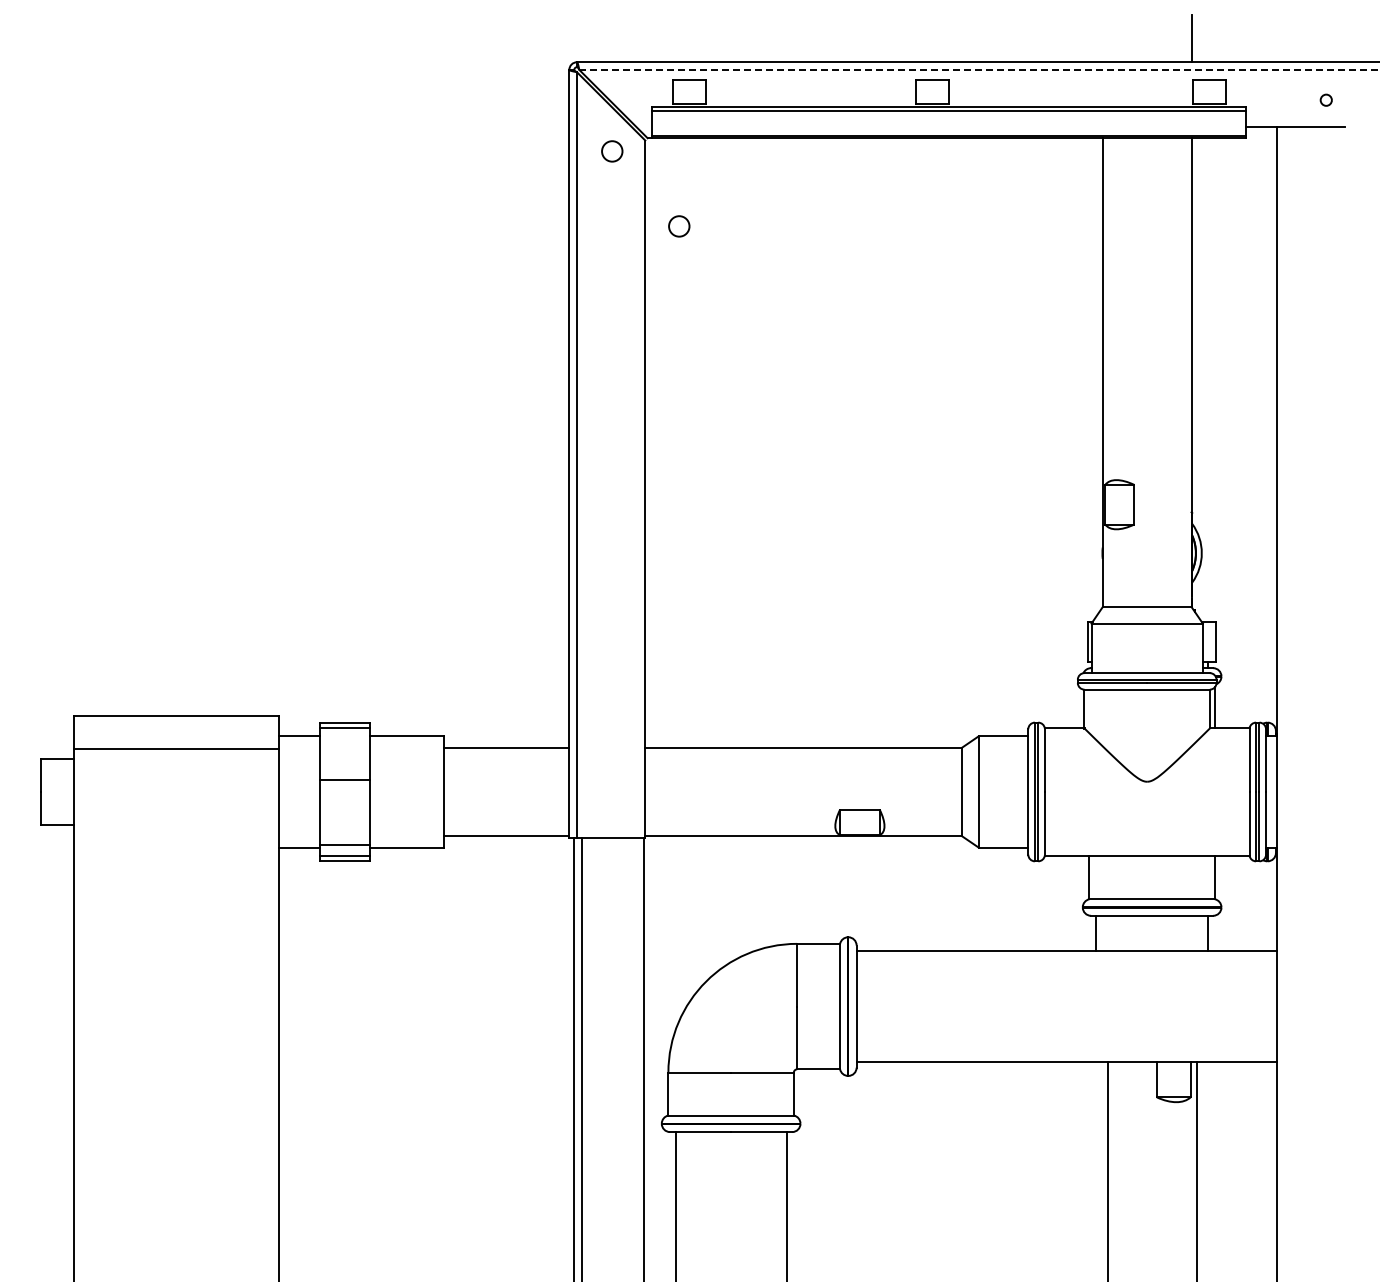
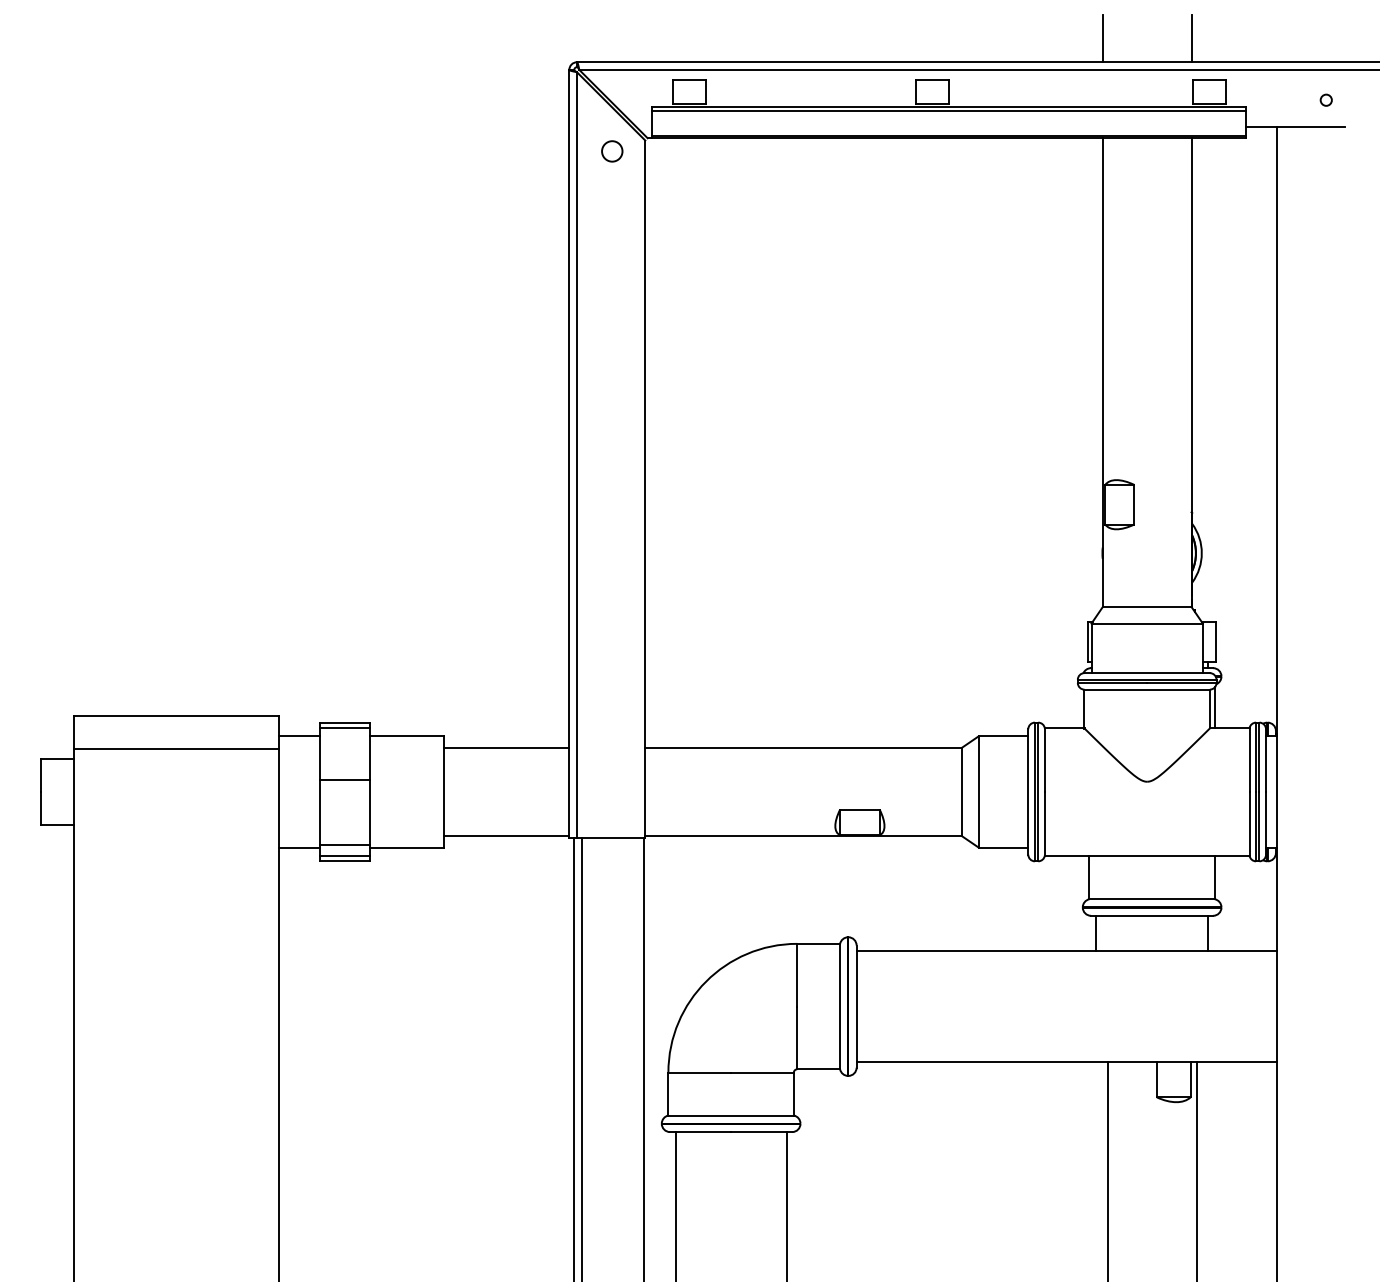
line: none -> present (1102, 38)
line: dashed -> solid (980, 69)
circle: present -> none (679, 226)
